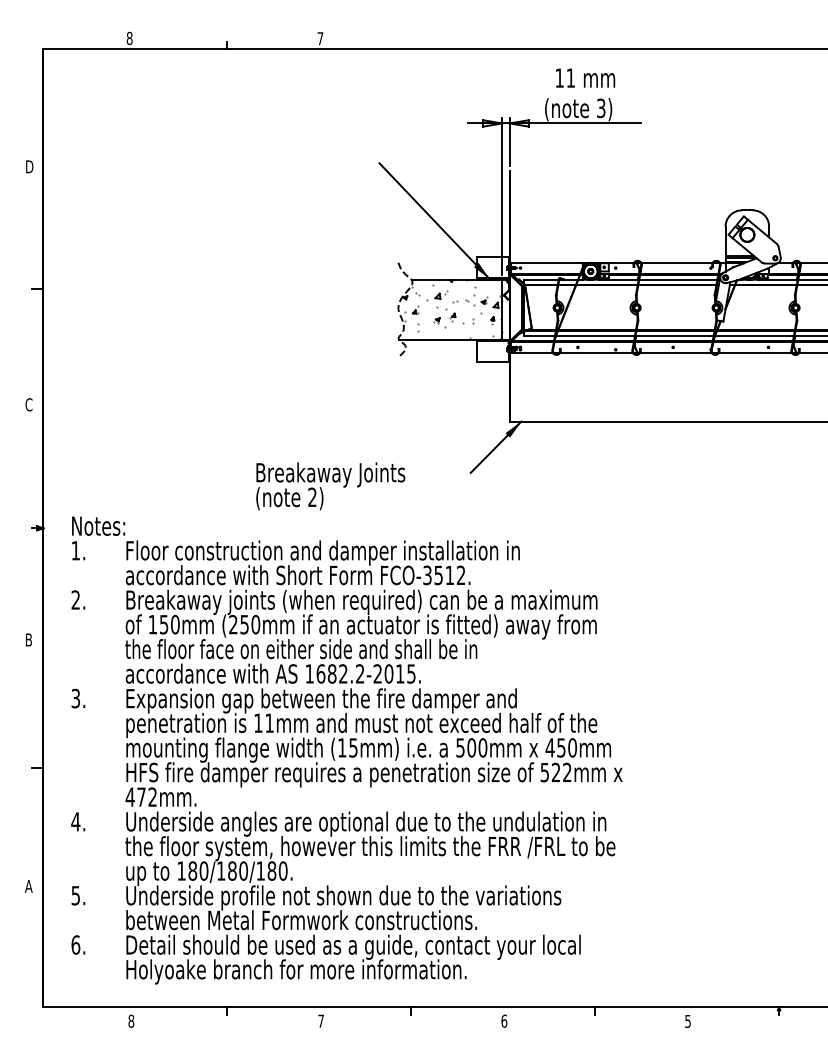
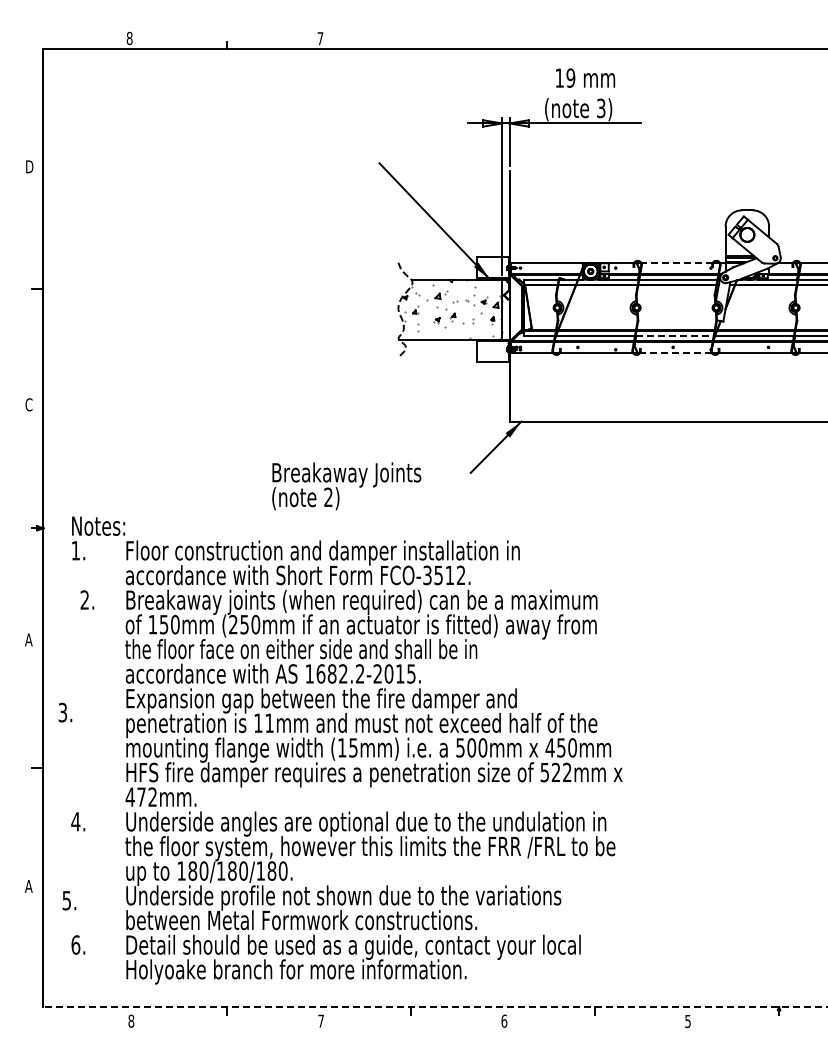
text: 11 -> 19 (570, 77)
line: solid -> dashed (677, 262)
line: solid -> dashed (675, 336)
line: solid -> dashed (675, 353)
text position: (330, 486) -> (346, 486) (346, 486)
text position: (78, 599) -> (87, 599) (87, 599)
text: B -> A (28, 639)
text position: (78, 698) -> (65, 712) (65, 712)
text position: (78, 895) -> (69, 900) (69, 900)
line: solid -> dashed (435, 1007)
